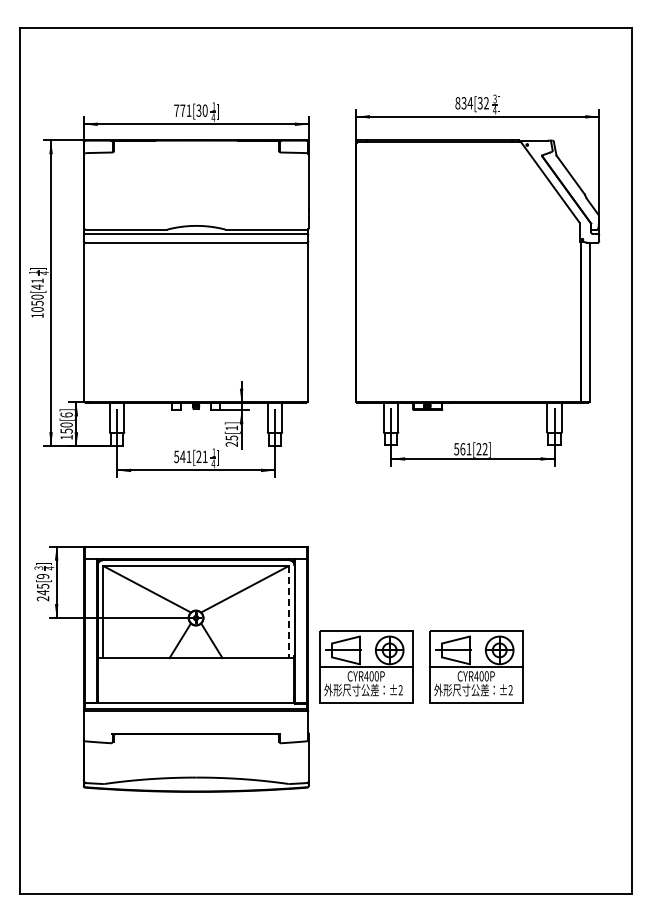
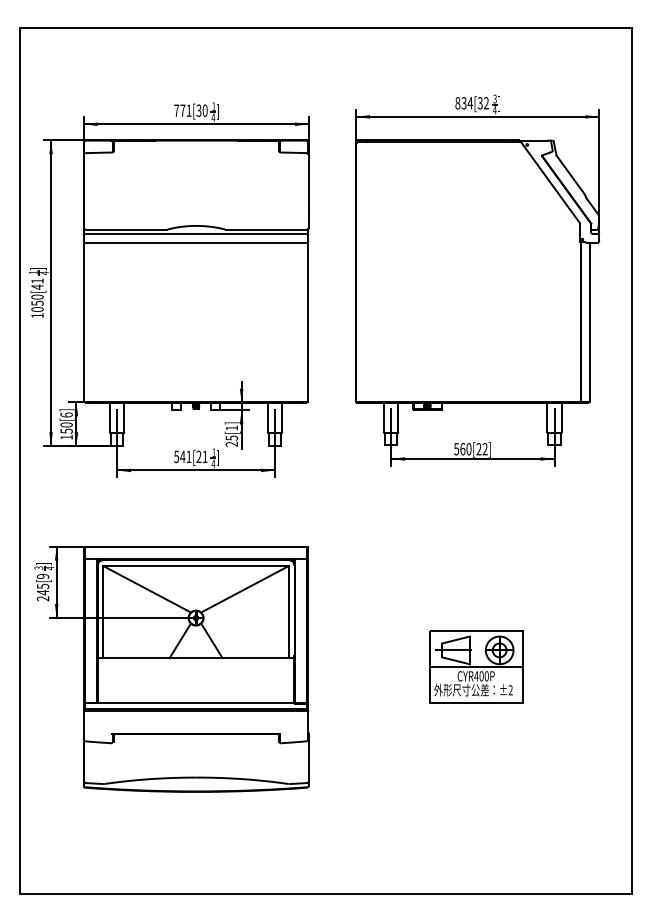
text: 561[22] -> 560[22] (468, 449)
line: dashed -> solid (288, 612)
part: present -> none (366, 666)
